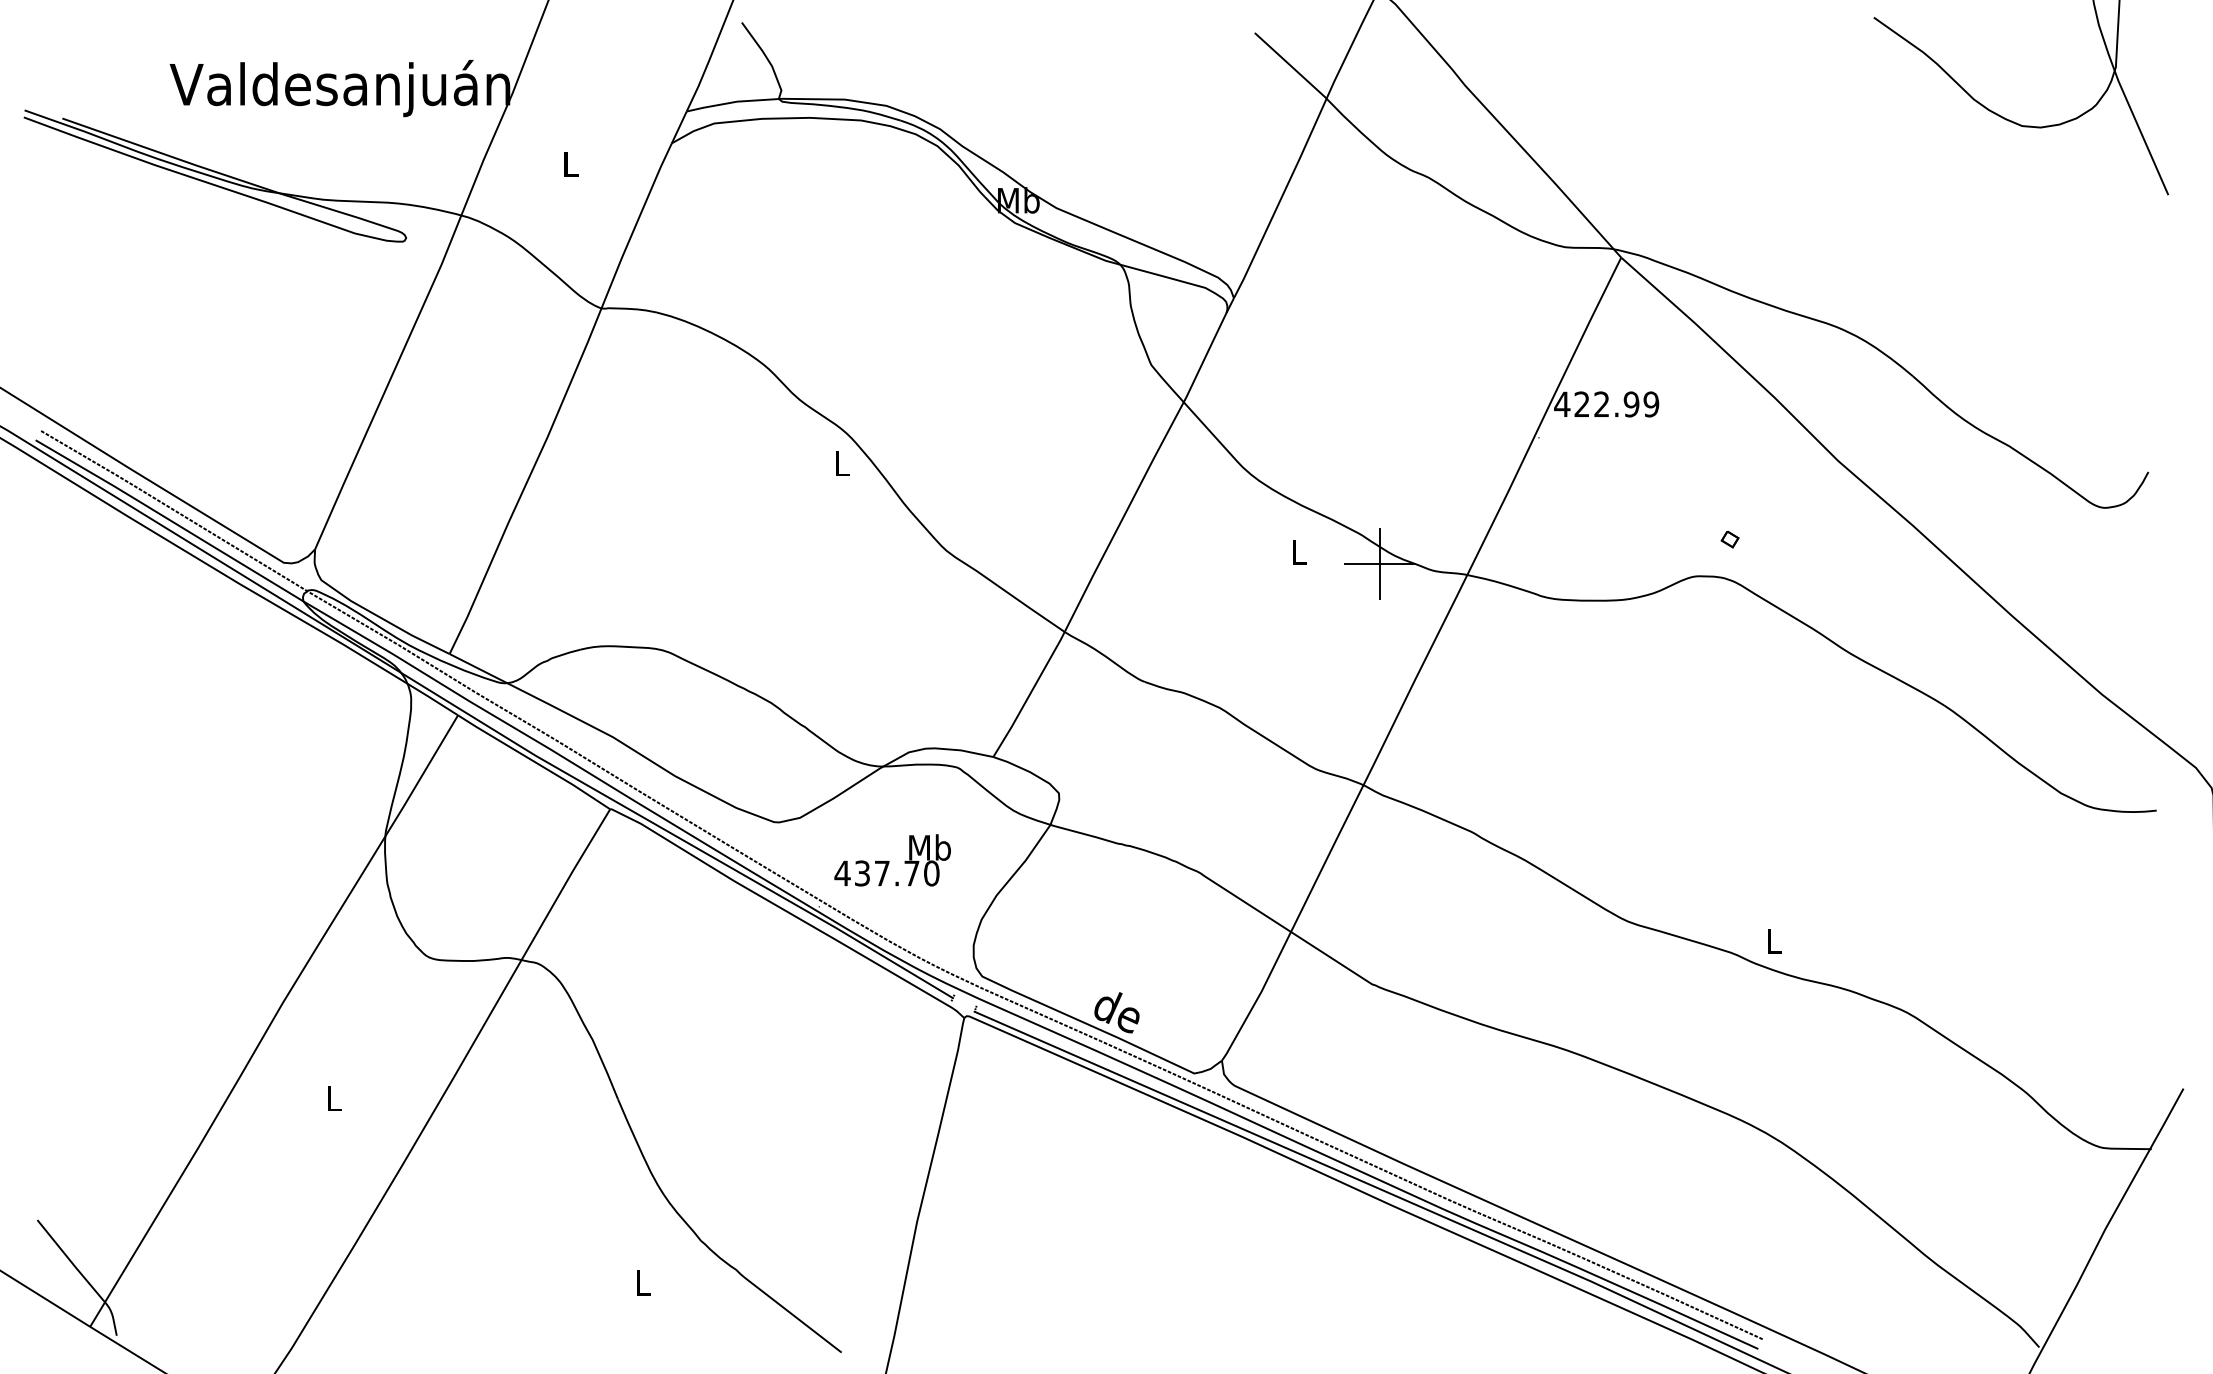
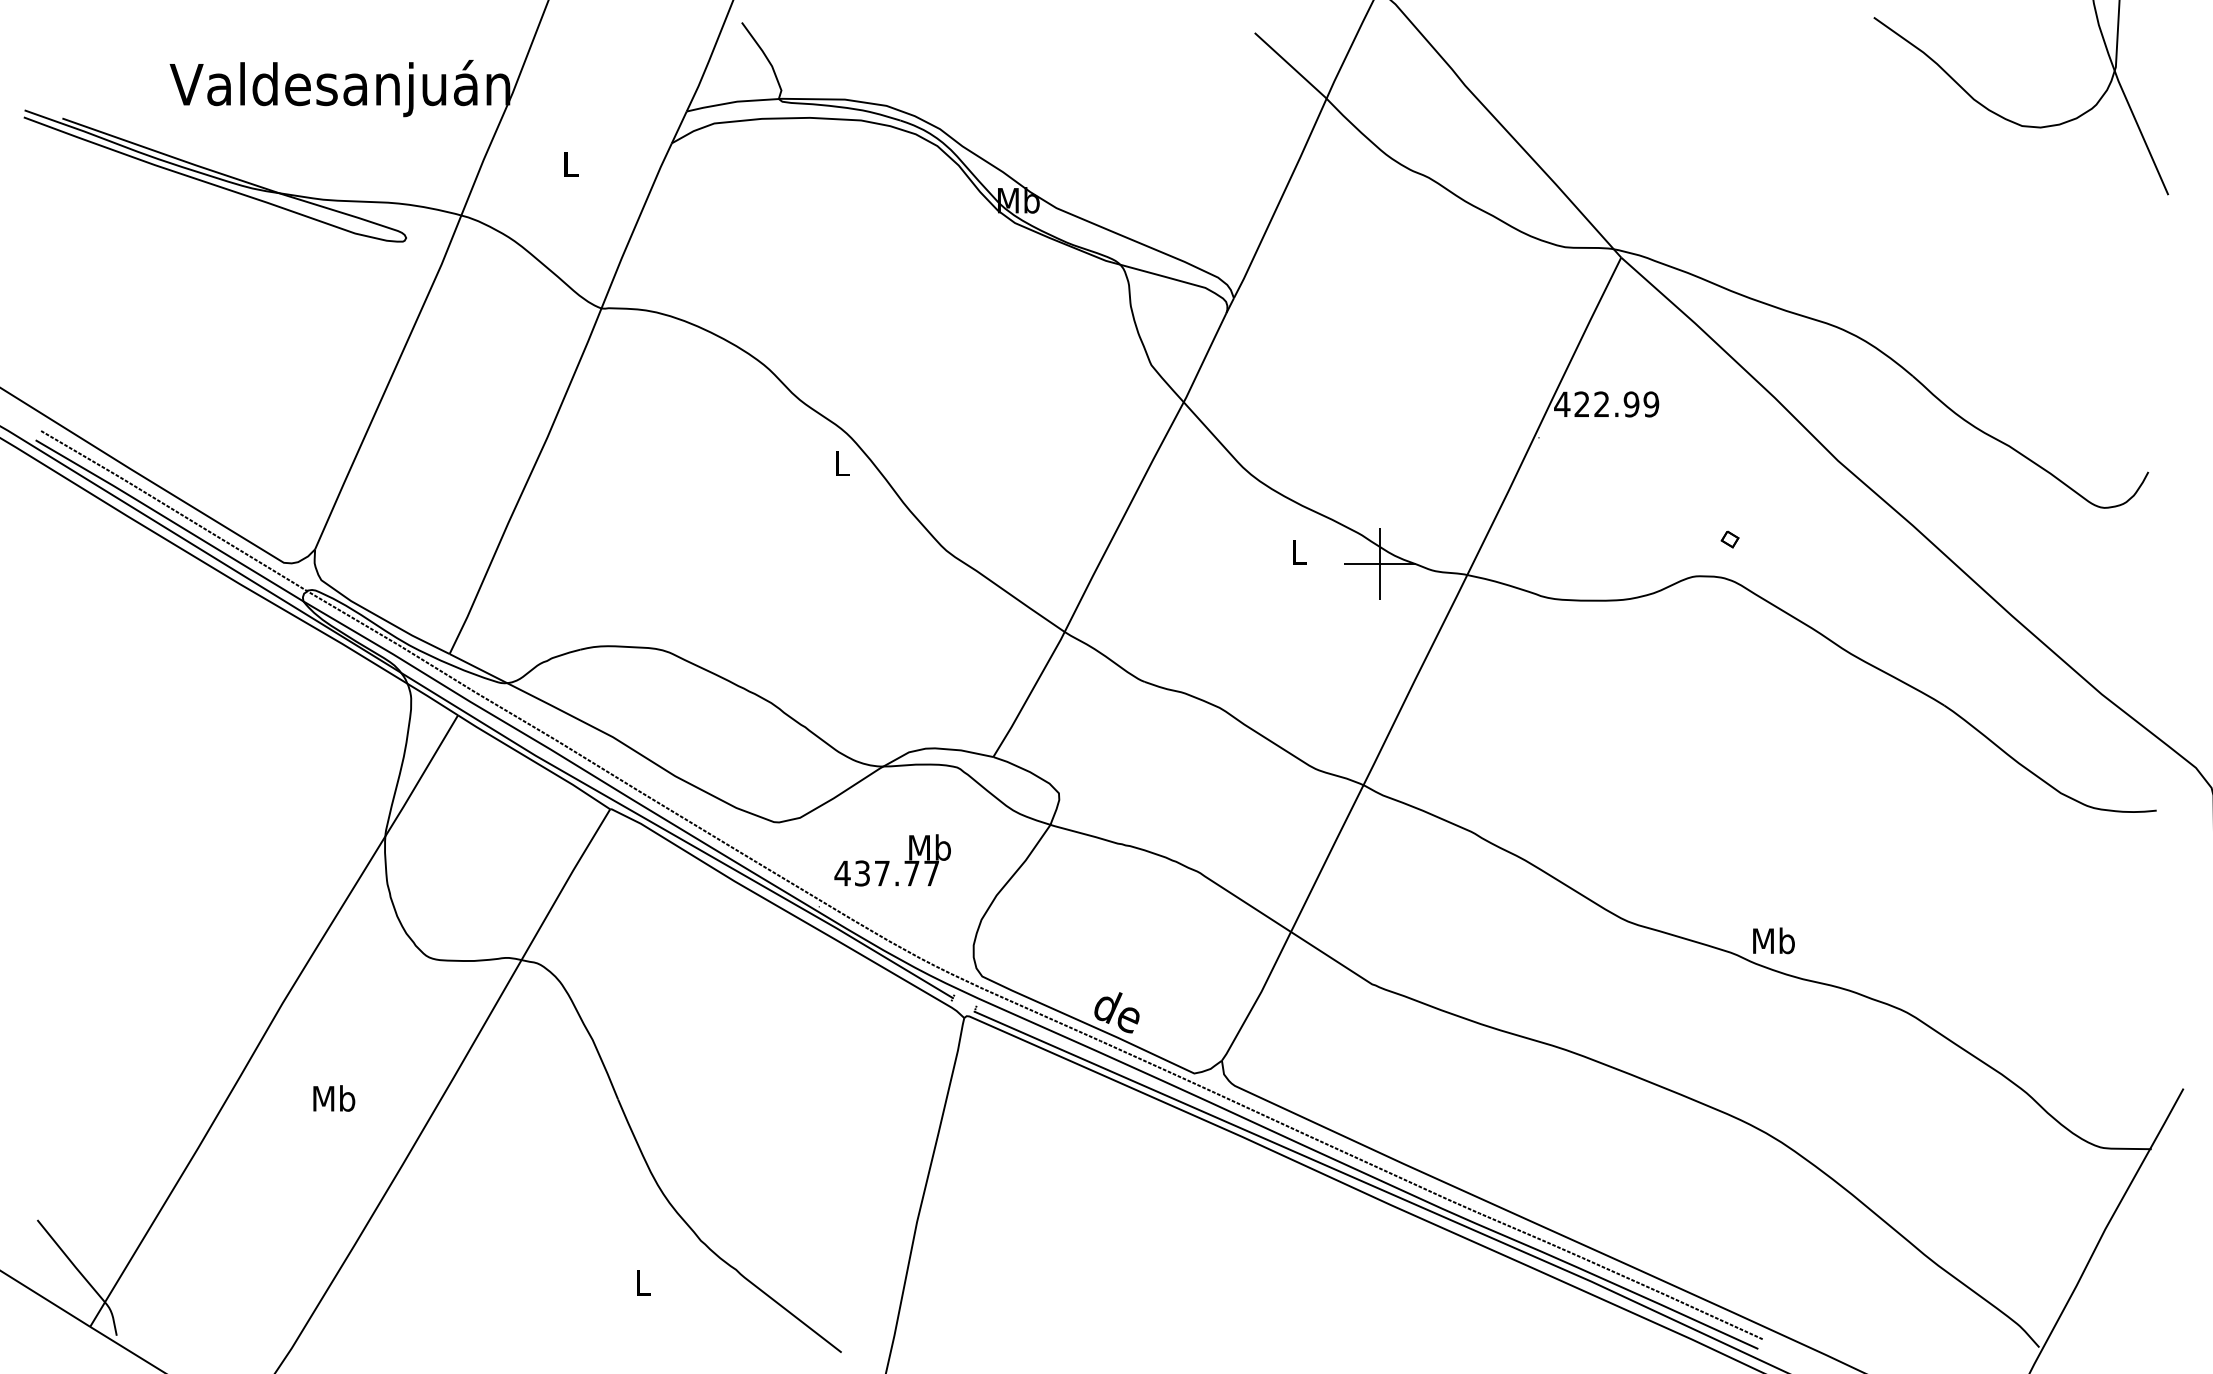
text: 437.70 -> 437.77 (931, 873)
text: L -> Mb (1773, 940)
text: L -> Mb (334, 1098)
